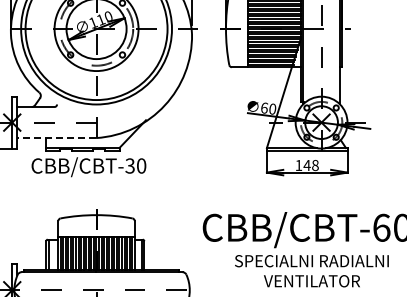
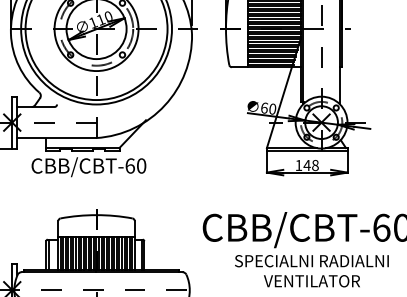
line: dashed -> solid (56, 138)
text: CBB/CBT-30 -> CBB/CBT-60 (129, 165)
